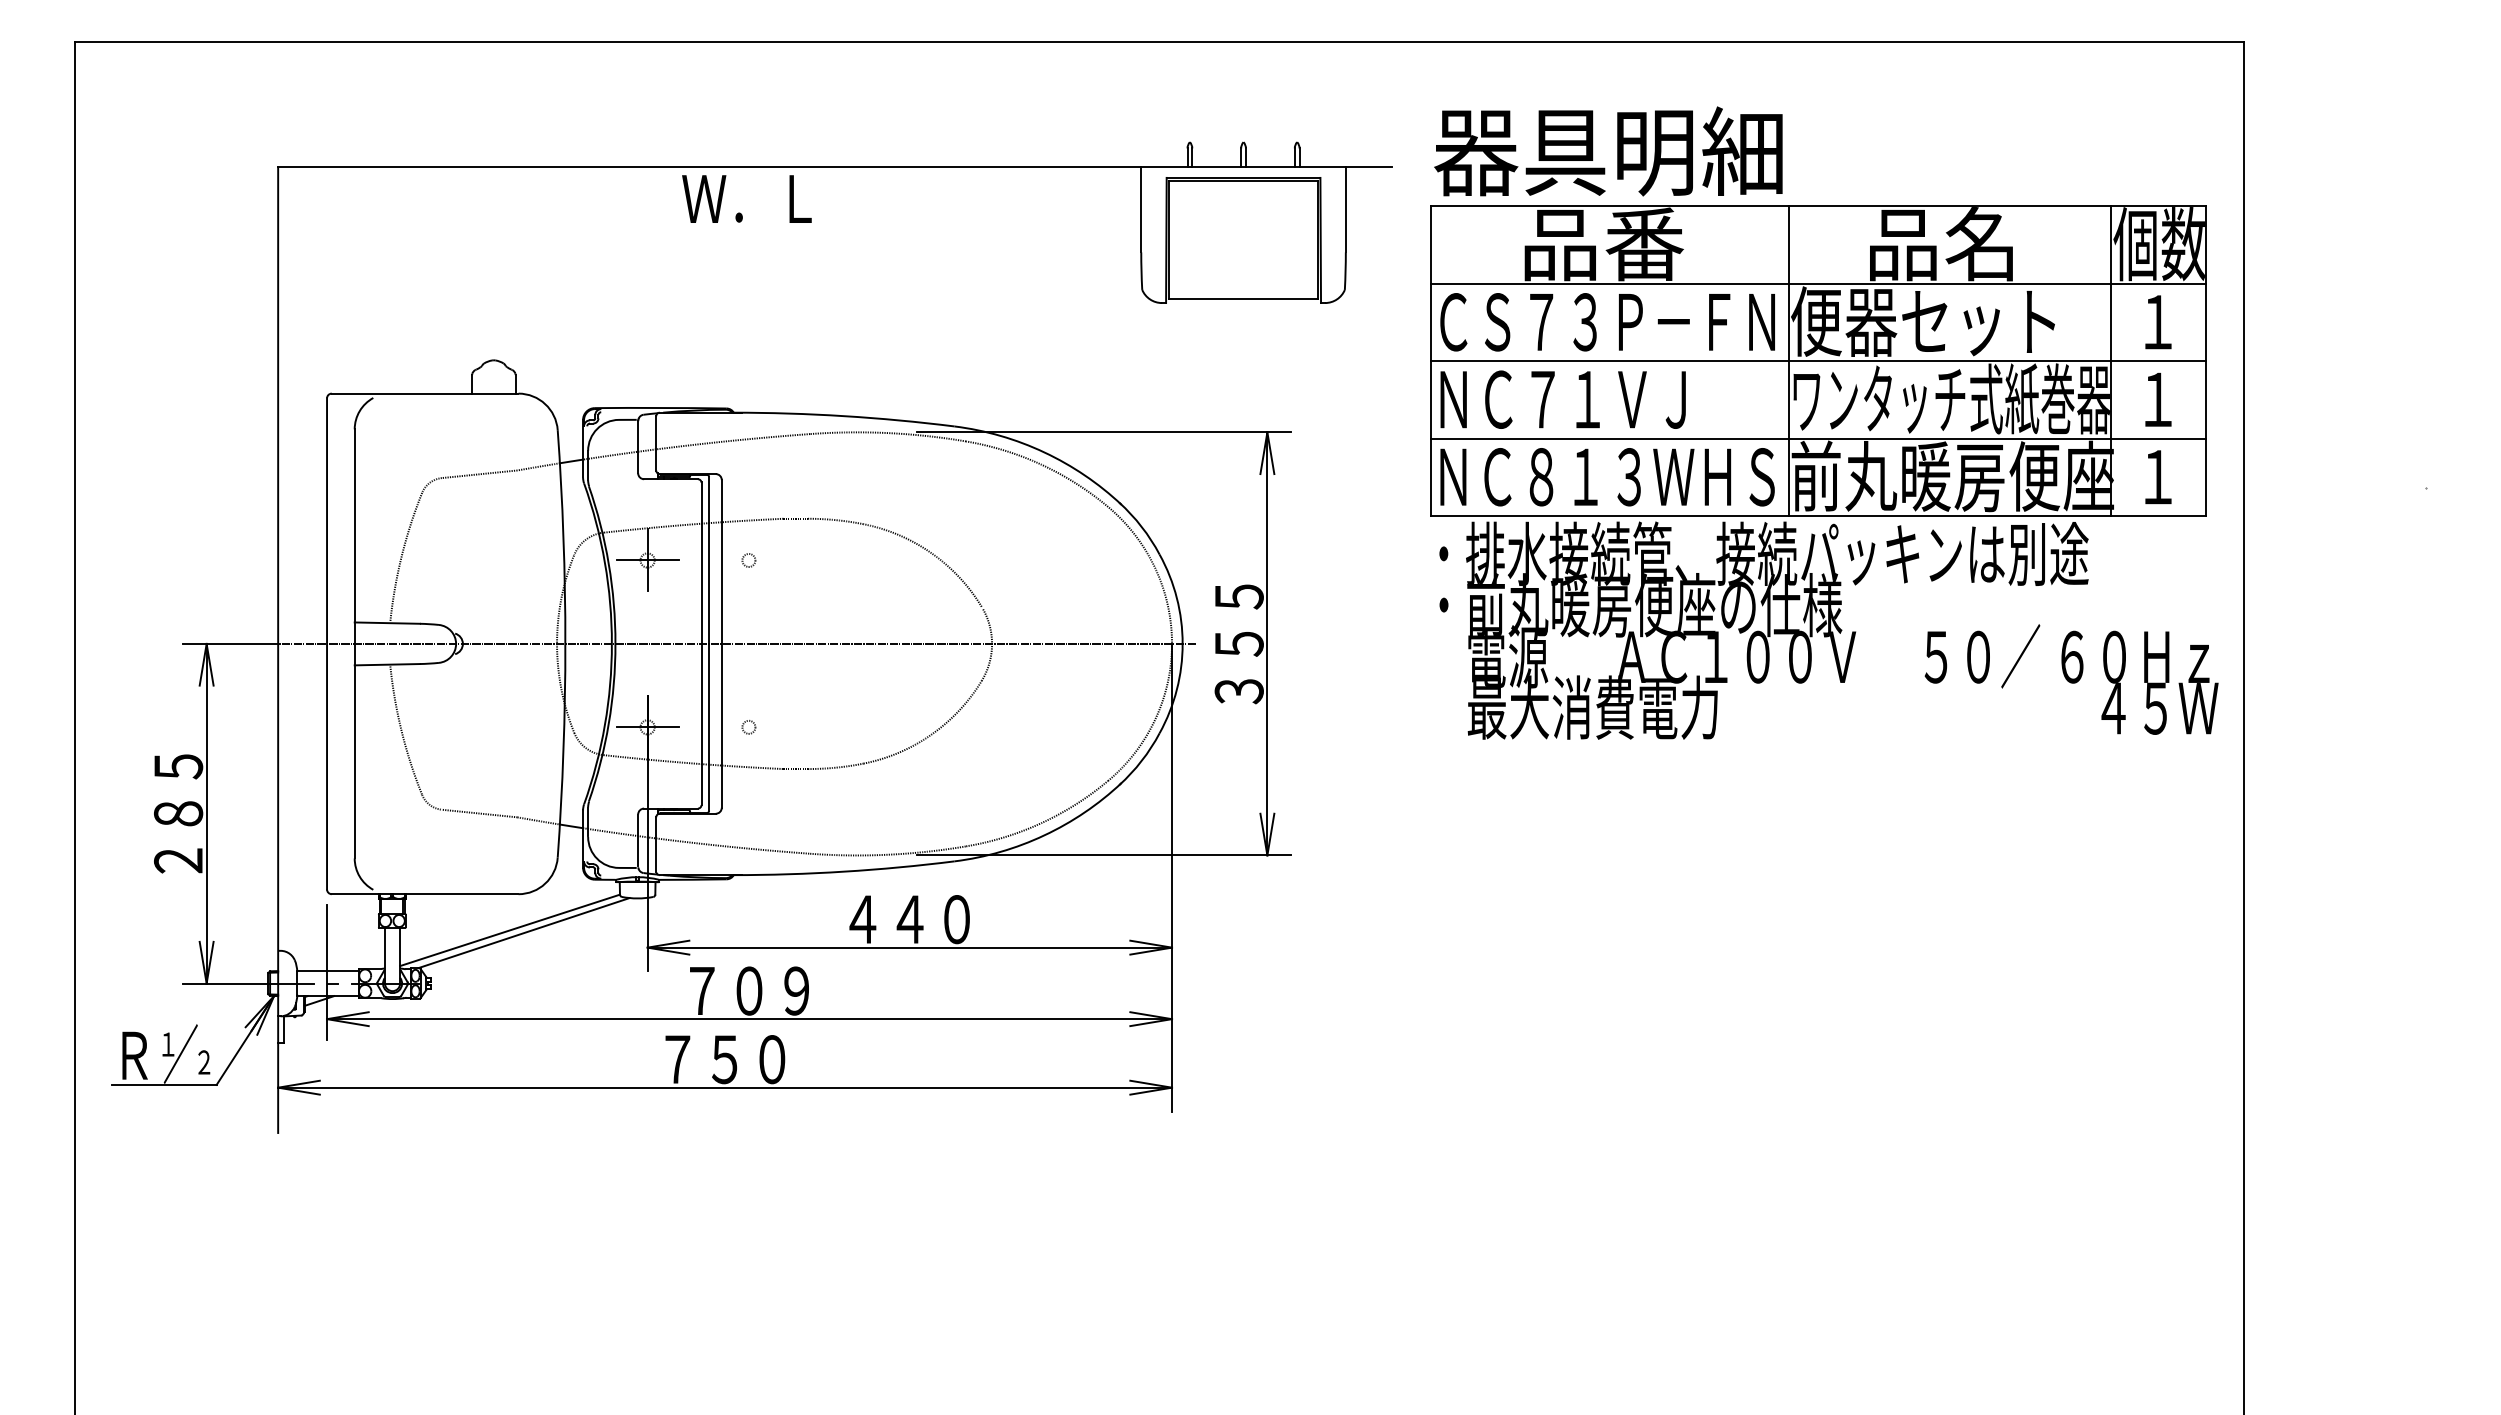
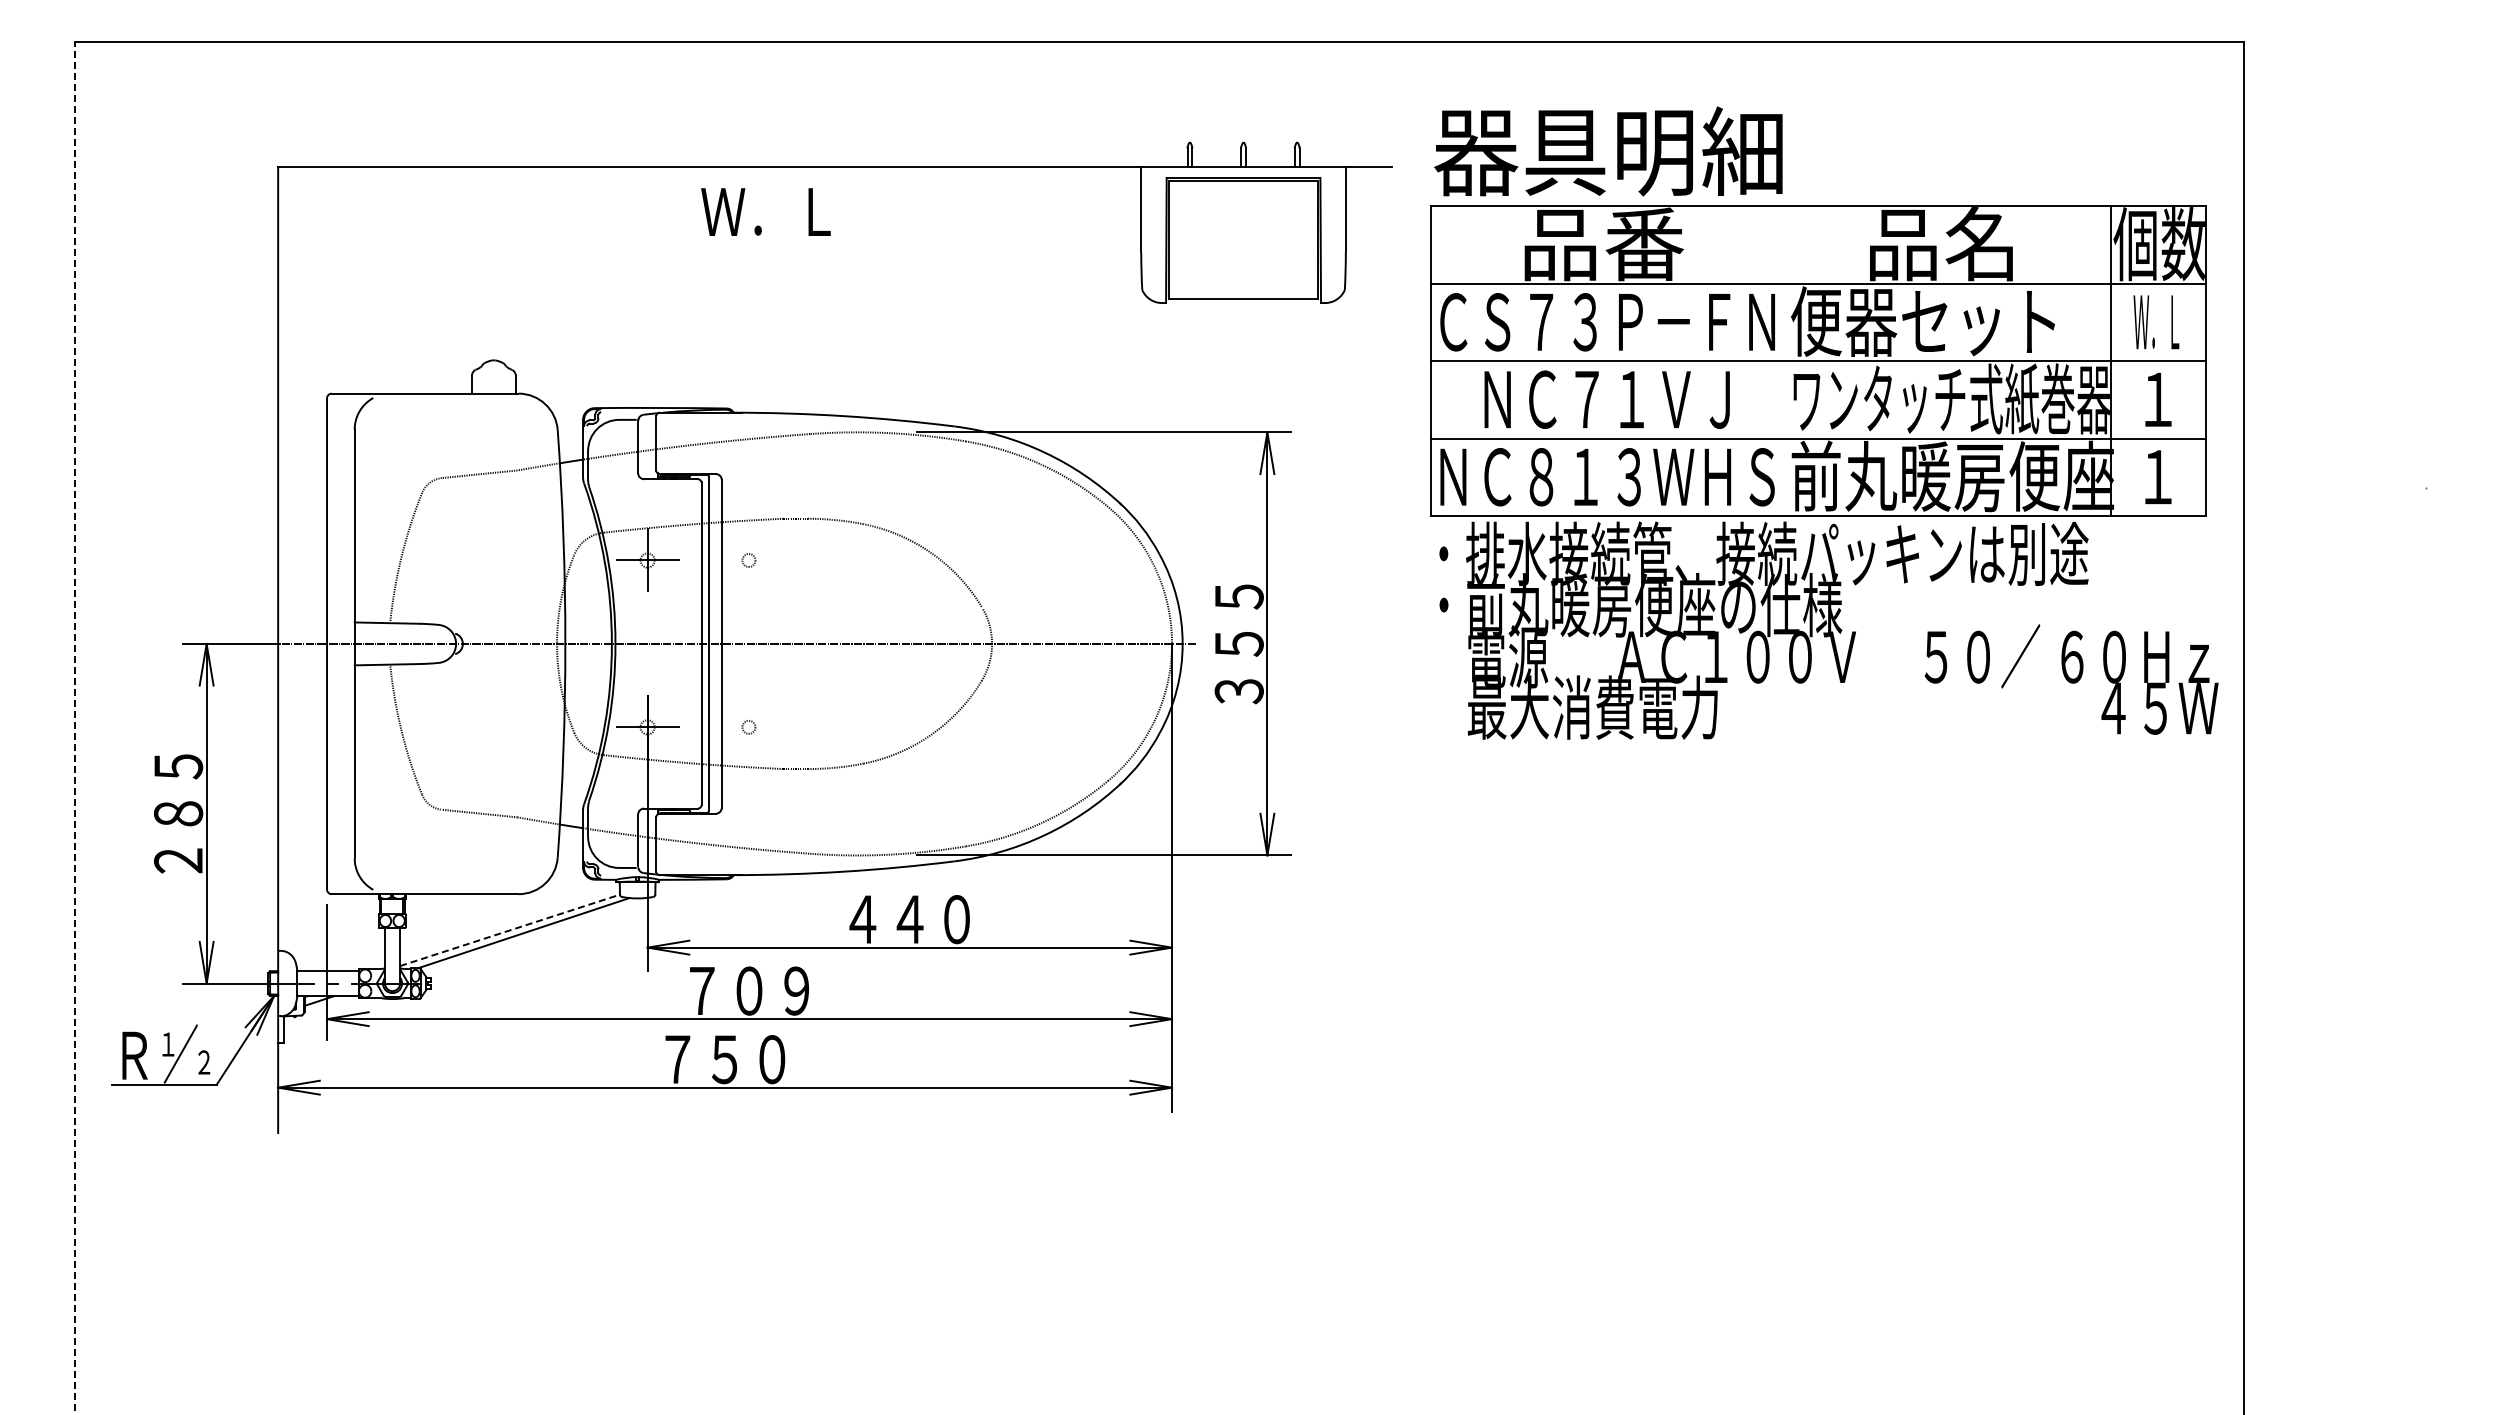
text position: (746, 198) -> (765, 211) (765, 211)
text: １ -> Ｗ．Ｌ (2156, 322)
line: present -> none (1788, 361)
text position: (1562, 399) -> (1606, 399) (1606, 399)
line: solid -> dashed (75, 728)
line: solid -> dashed (510, 930)
